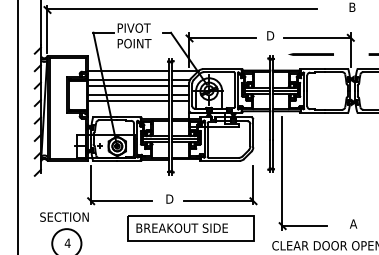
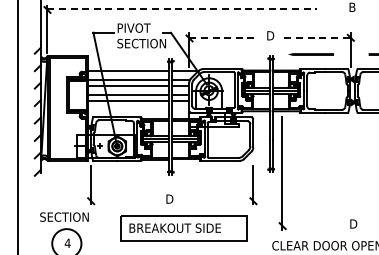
line: solid -> dashed (182, 9)
line: solid -> dashed (223, 37)
line: solid -> dashed (317, 37)
text: POINT -> SECTION (141, 43)
line: present -> none (121, 200)
line: present -> none (218, 200)
text: A -> D (353, 223)
line: present -> none (304, 225)
part position: (190, 228) -> (183, 228) (183, 228)
